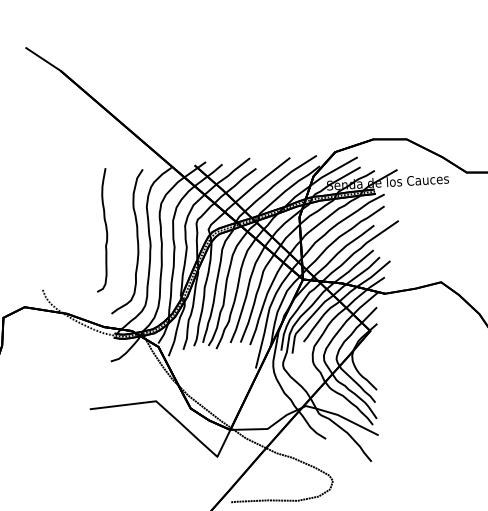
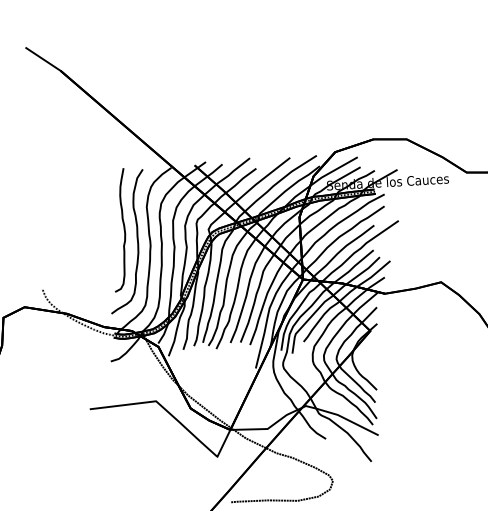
curve position: (105, 230) -> (123, 230) (123, 230)
